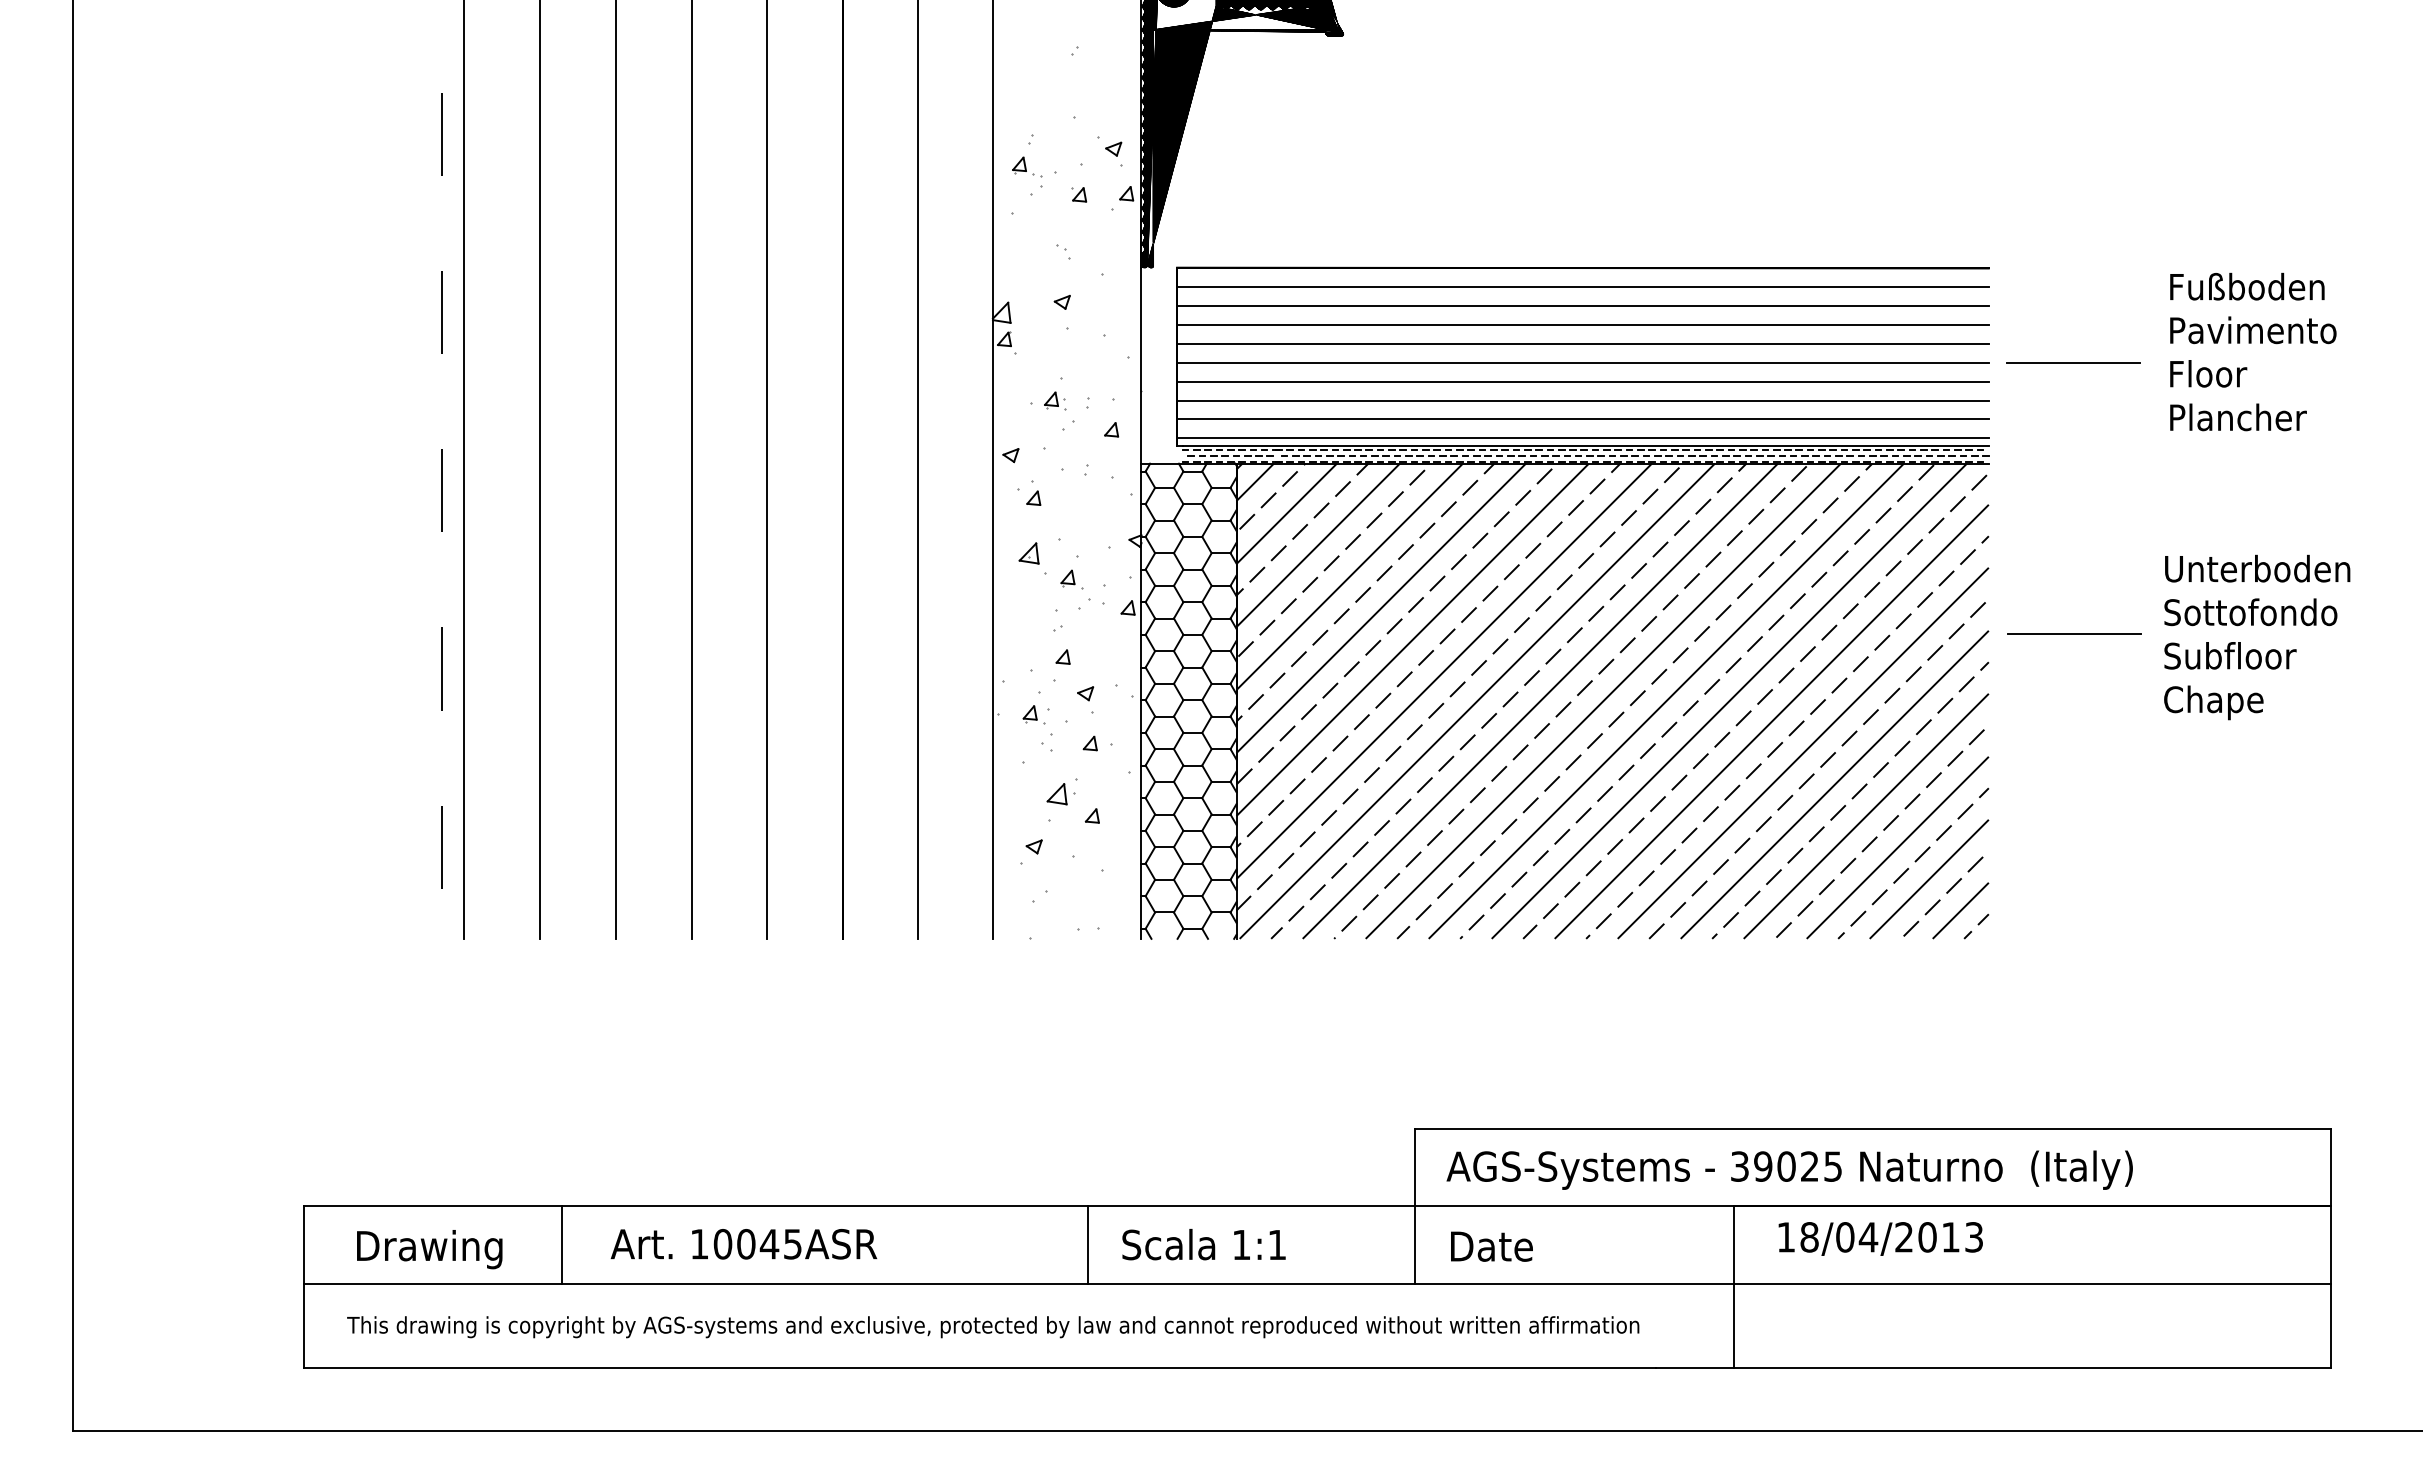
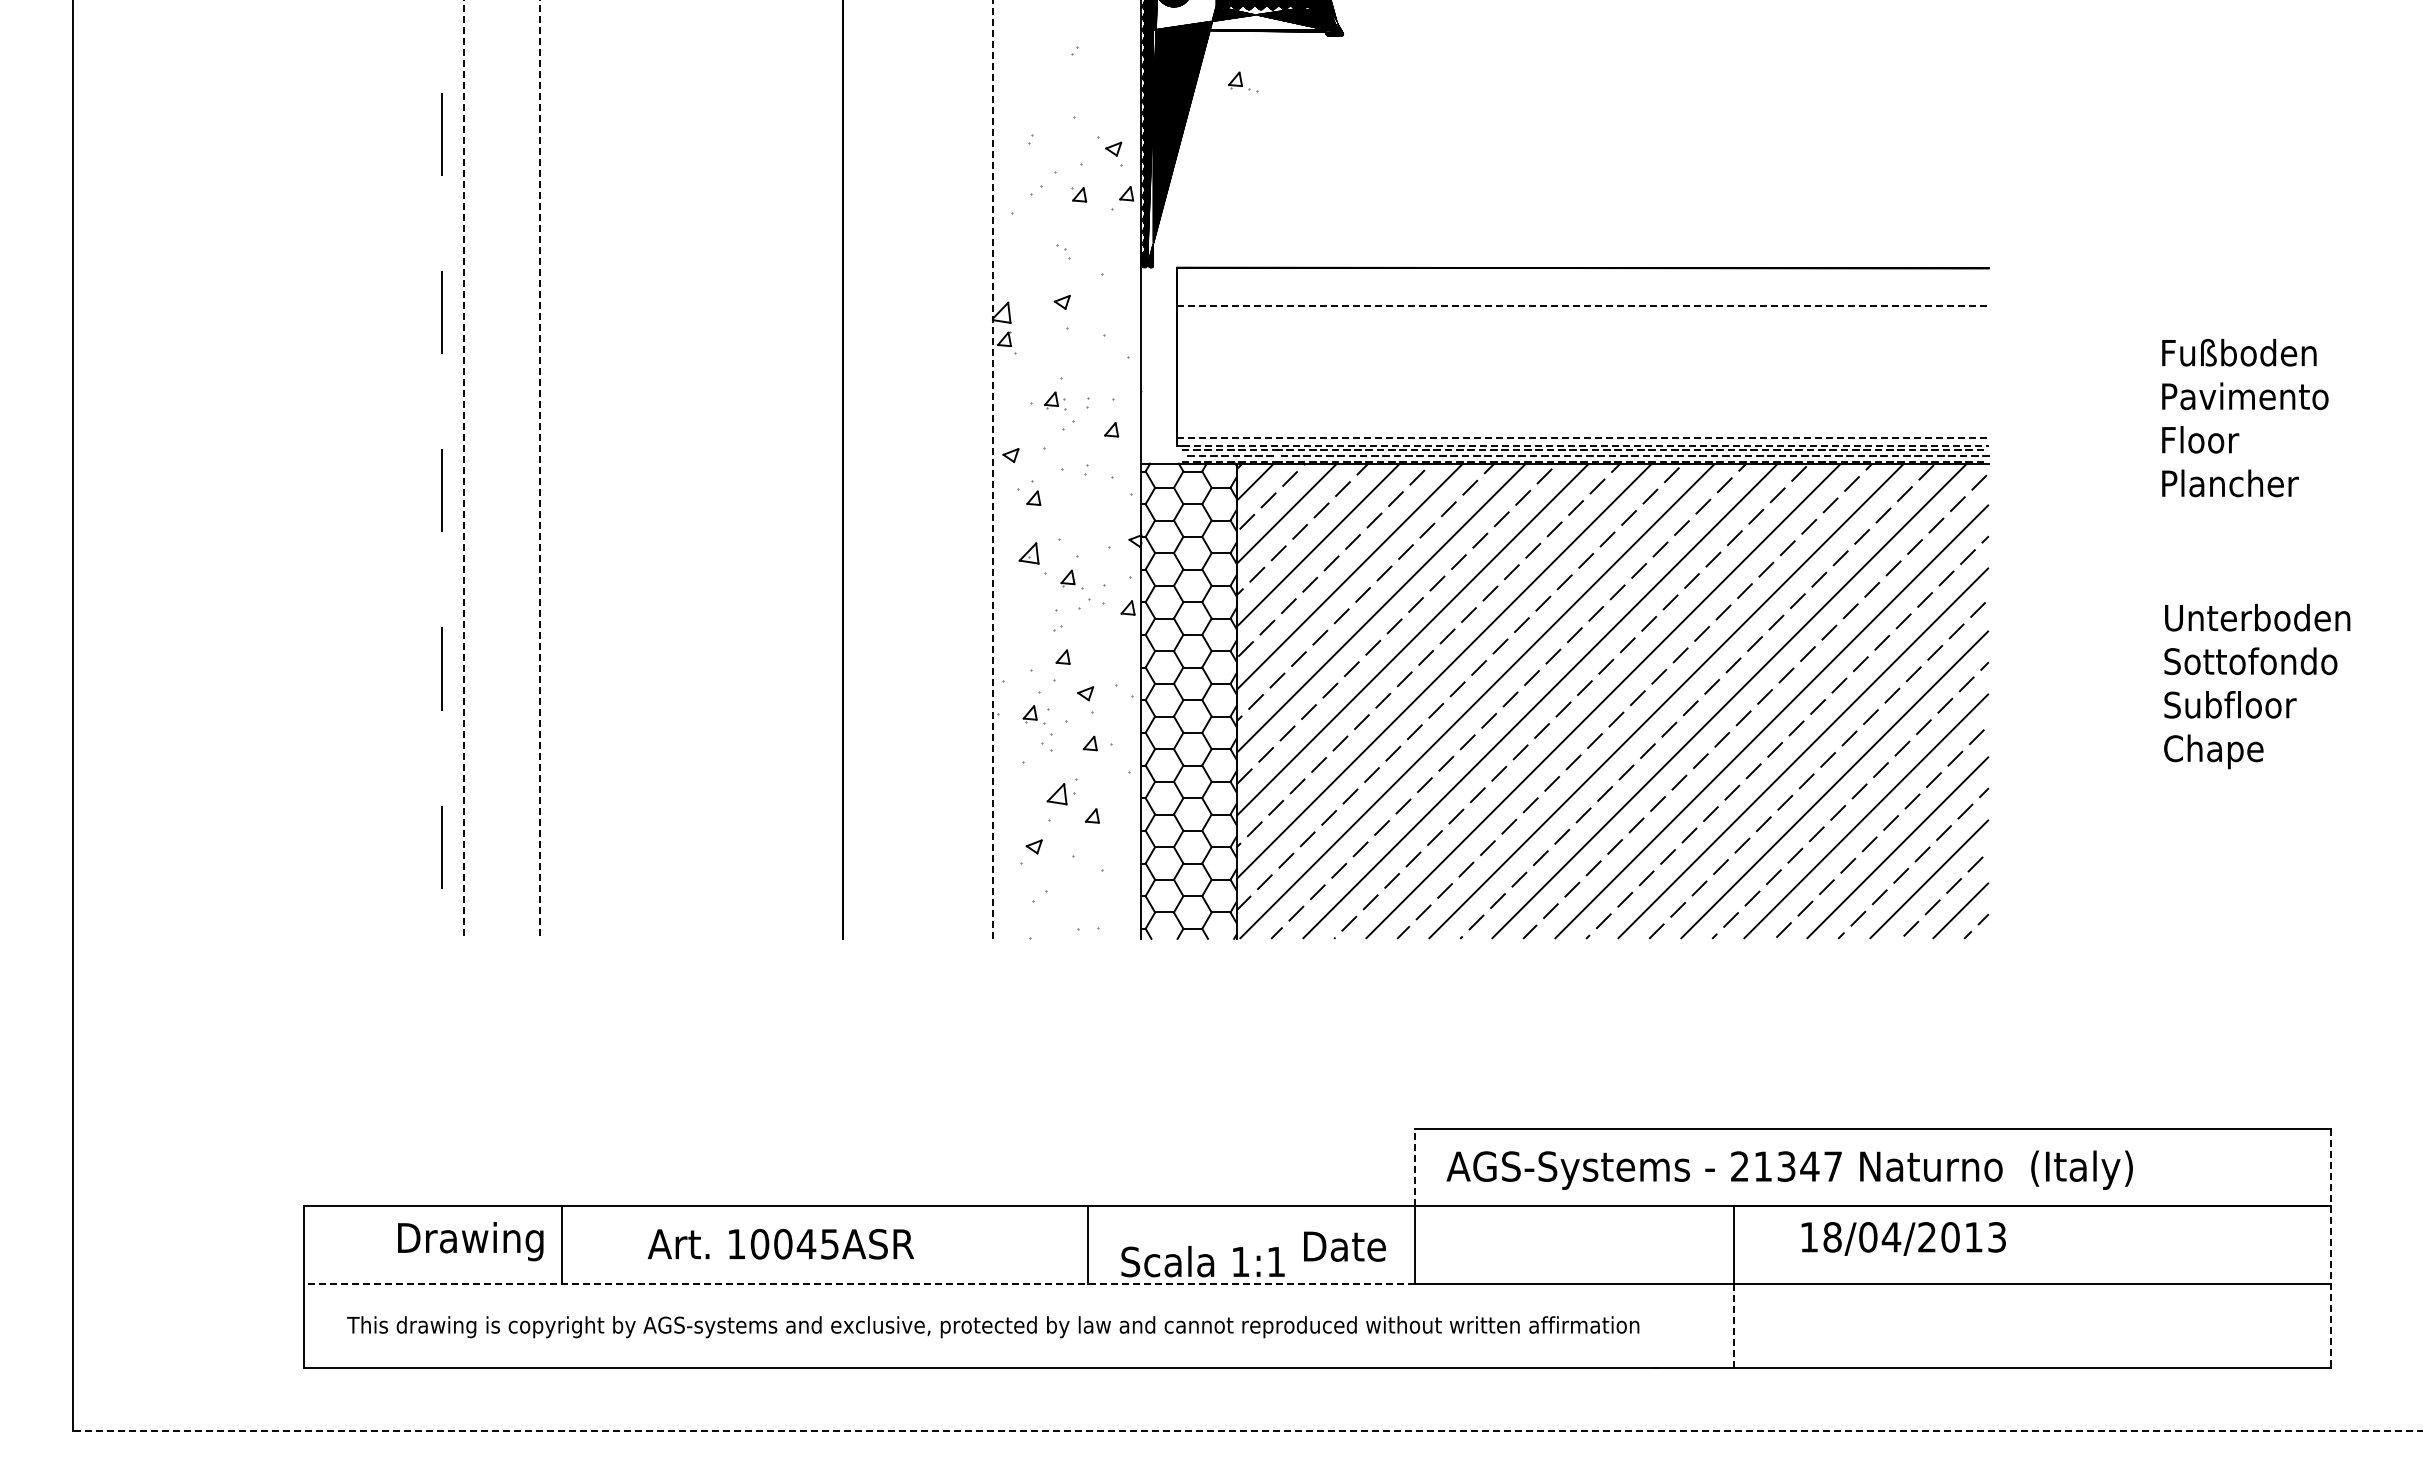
part position: (1027, 166) -> (1243, 81) (1243, 81)
line: present -> none (1582, 287)
line: solid -> dashed (1582, 306)
line: present -> none (1582, 325)
line: present -> none (1582, 343)
text position: (2253, 351) -> (2245, 417) (2245, 417)
line: present -> none (1582, 362)
line: present -> none (2073, 362)
line: present -> none (1582, 381)
line: present -> none (1582, 400)
line: present -> none (1582, 419)
line: solid -> dashed (1582, 438)
line: solid -> dashed (1586, 445)
line: solid -> dashed (992, 468)
line: solid -> dashed (464, 470)
line: solid -> dashed (540, 470)
line: present -> none (616, 470)
line: present -> none (691, 470)
line: present -> none (767, 470)
line: present -> none (918, 470)
line: present -> none (2074, 633)
text position: (2257, 637) -> (2257, 686) (2257, 686)
text: 39025 -> 21347 (1786, 1166)
line: solid -> dashed (1415, 1167)
text position: (1880, 1238) -> (1903, 1238) (1903, 1238)
text position: (743, 1244) -> (780, 1244) (780, 1244)
text position: (1203, 1244) -> (1202, 1261) (1202, 1261)
text position: (1491, 1246) -> (1344, 1246) (1344, 1246)
line: solid -> dashed (2331, 1248)
text position: (429, 1249) -> (470, 1241) (470, 1241)
line: solid -> dashed (859, 1283)
line: solid -> dashed (1734, 1326)
line: solid -> dashed (1247, 1430)
